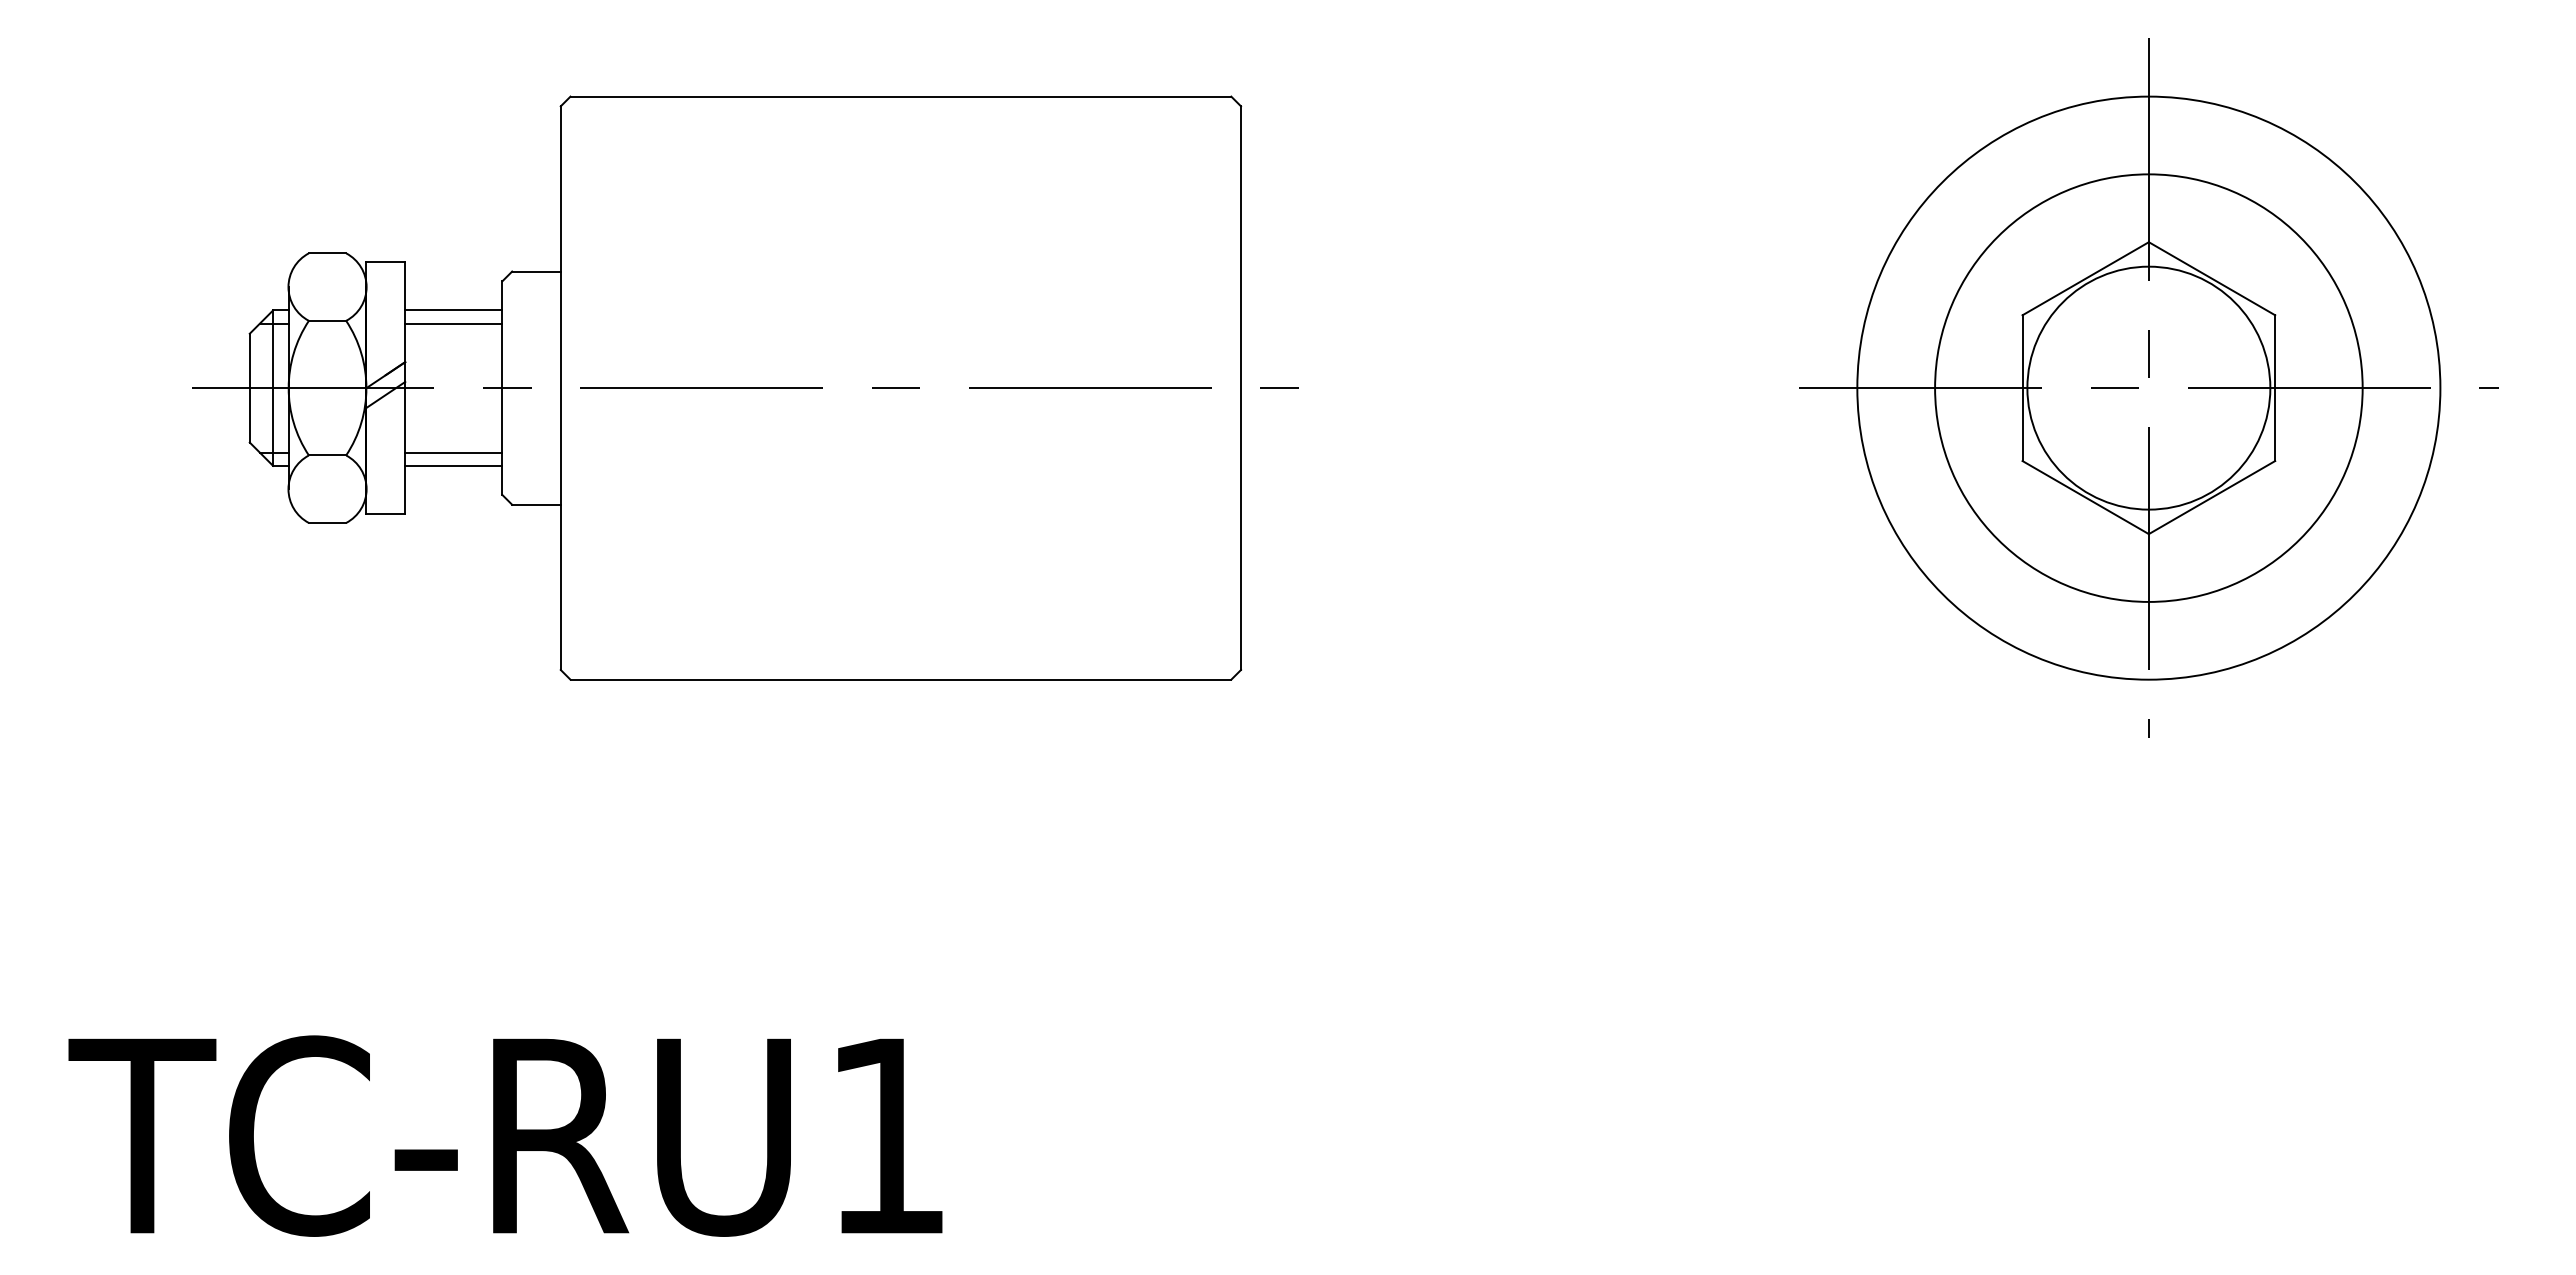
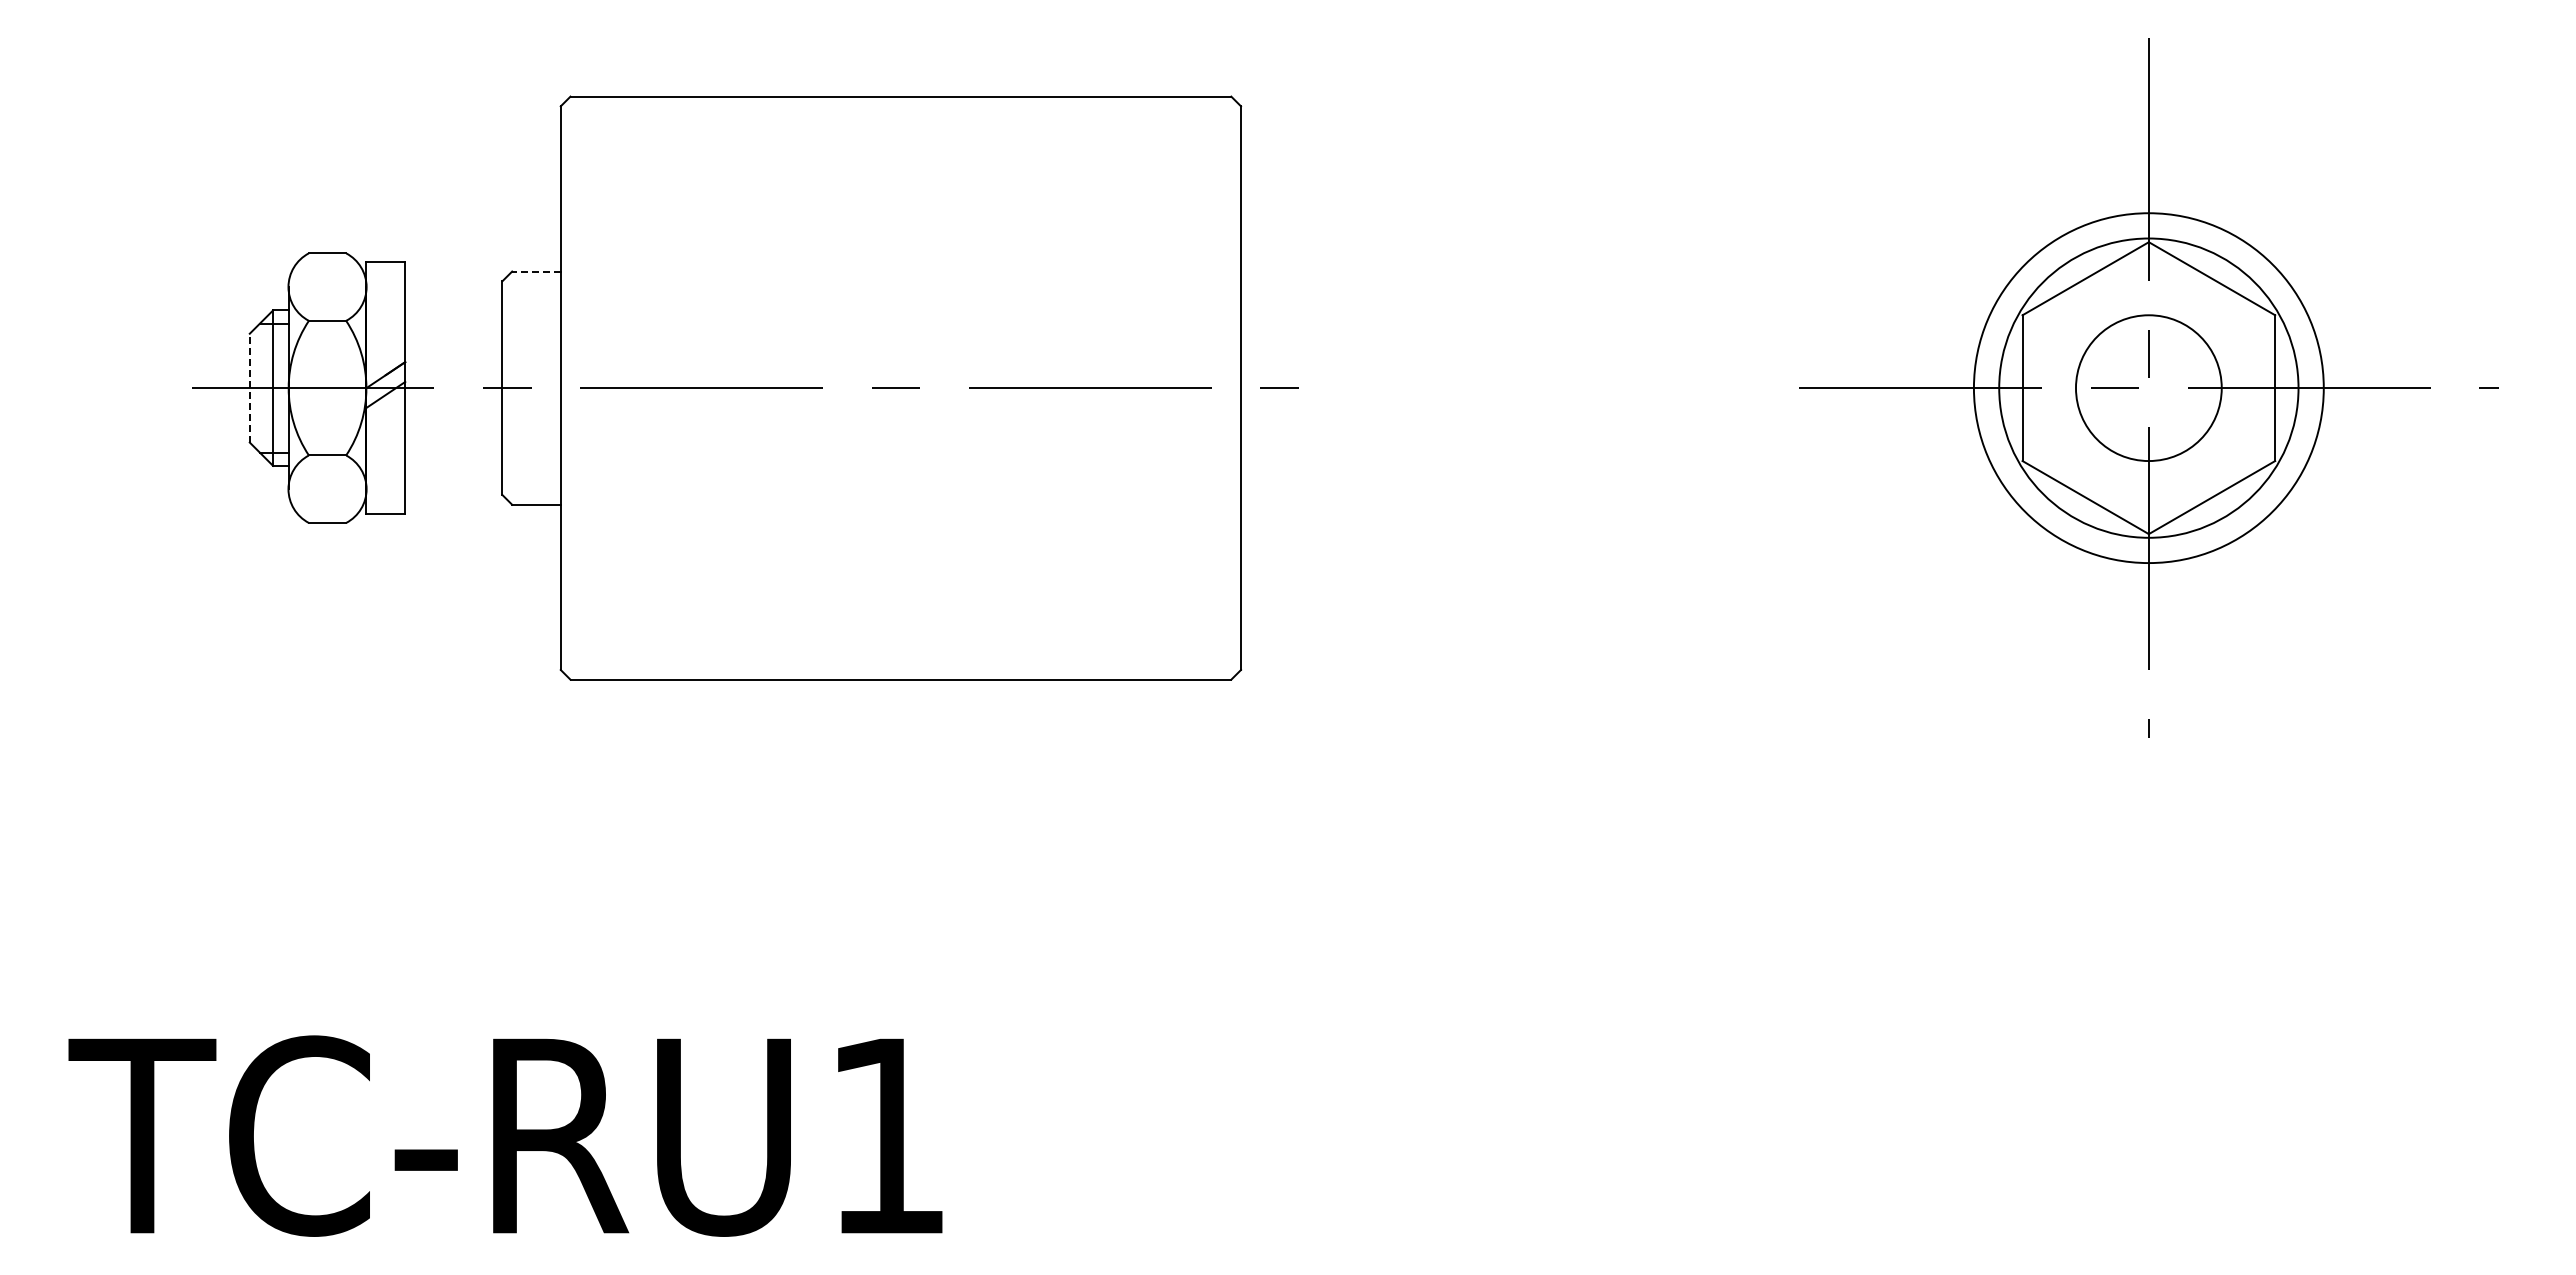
line: solid -> dashed (535, 271)
line: present -> none (453, 310)
line: present -> none (453, 323)
line: solid -> dashed (249, 387)
circle diameter: 243 px -> 146 px (2148, 388)
circle diameter: 428 px -> 299 px (2148, 387)
circle diameter: 583 px -> 350 px (2148, 388)
line: present -> none (453, 452)
line: present -> none (453, 465)
